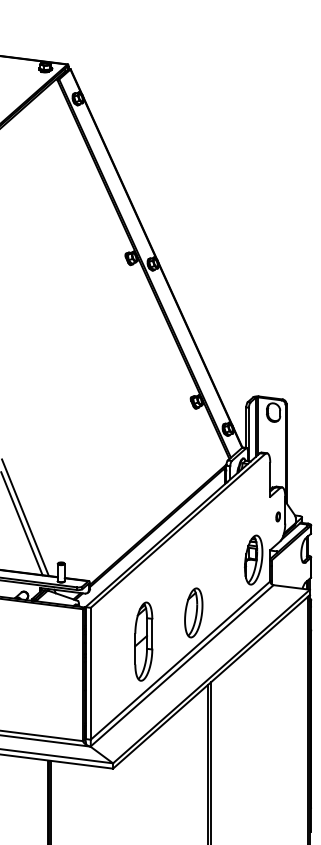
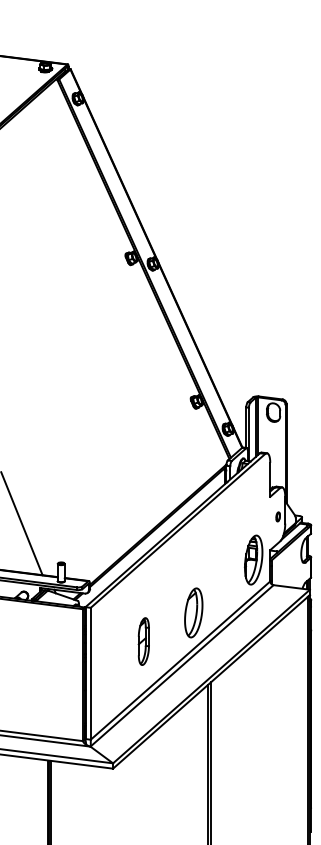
line: present -> none (25, 517)
part size: 20x81 px -> 13x49 px (143, 641)
